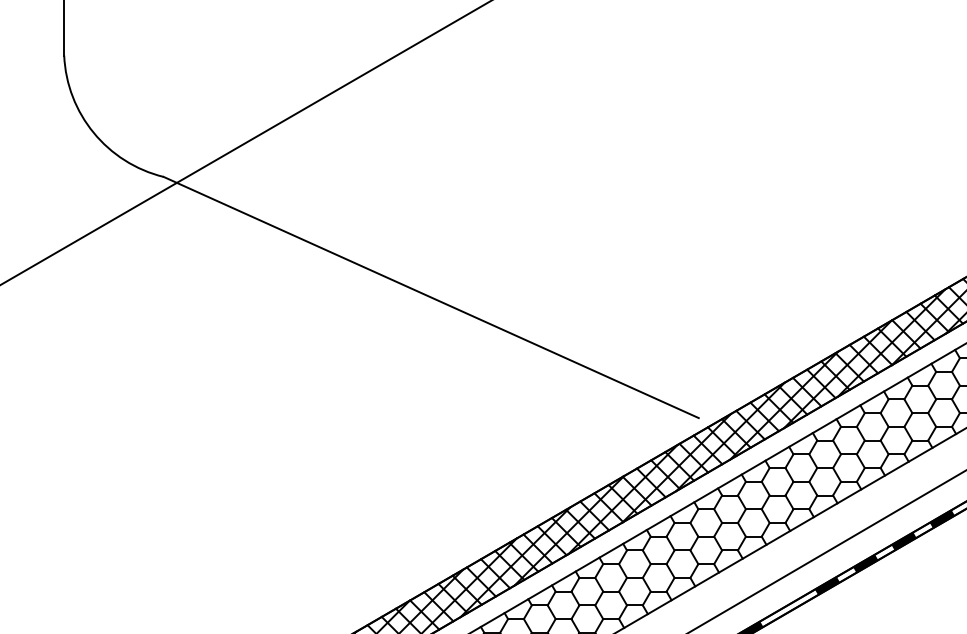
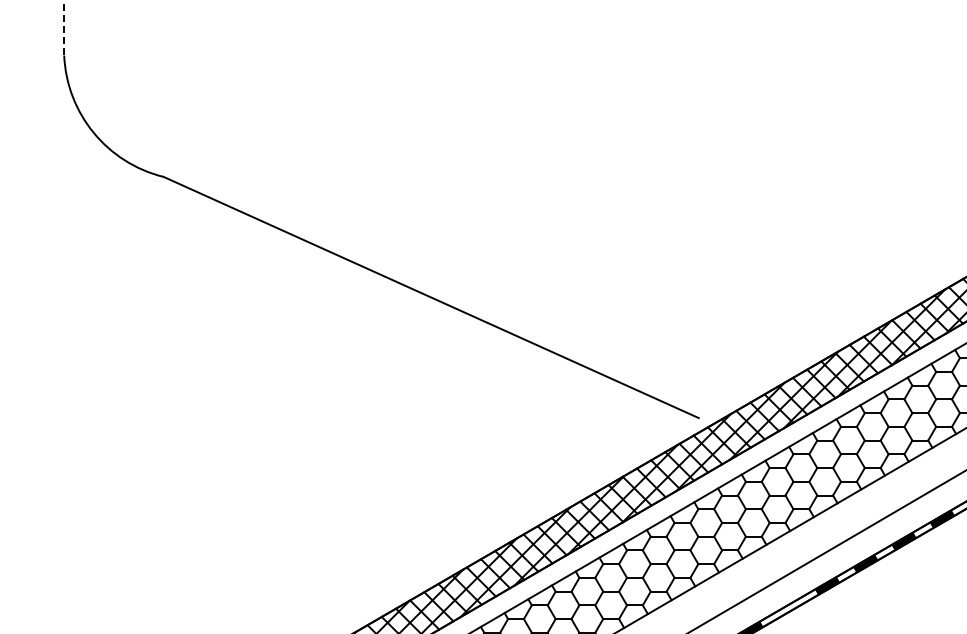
line: solid -> dashed (64, 28)
line: present -> none (245, 143)
